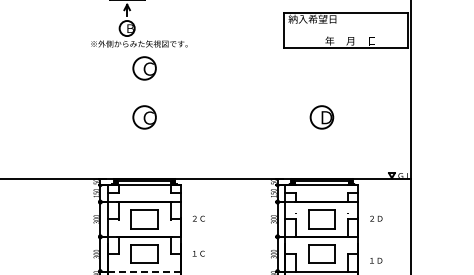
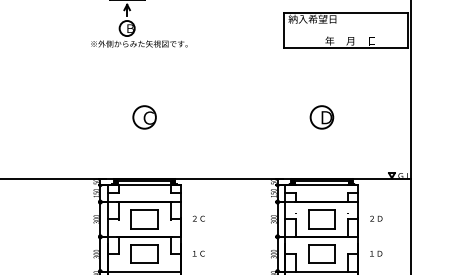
part: present -> none (144, 68)
text position: (376, 260) -> (376, 253) (376, 253)
line: dashed -> solid (144, 271)
